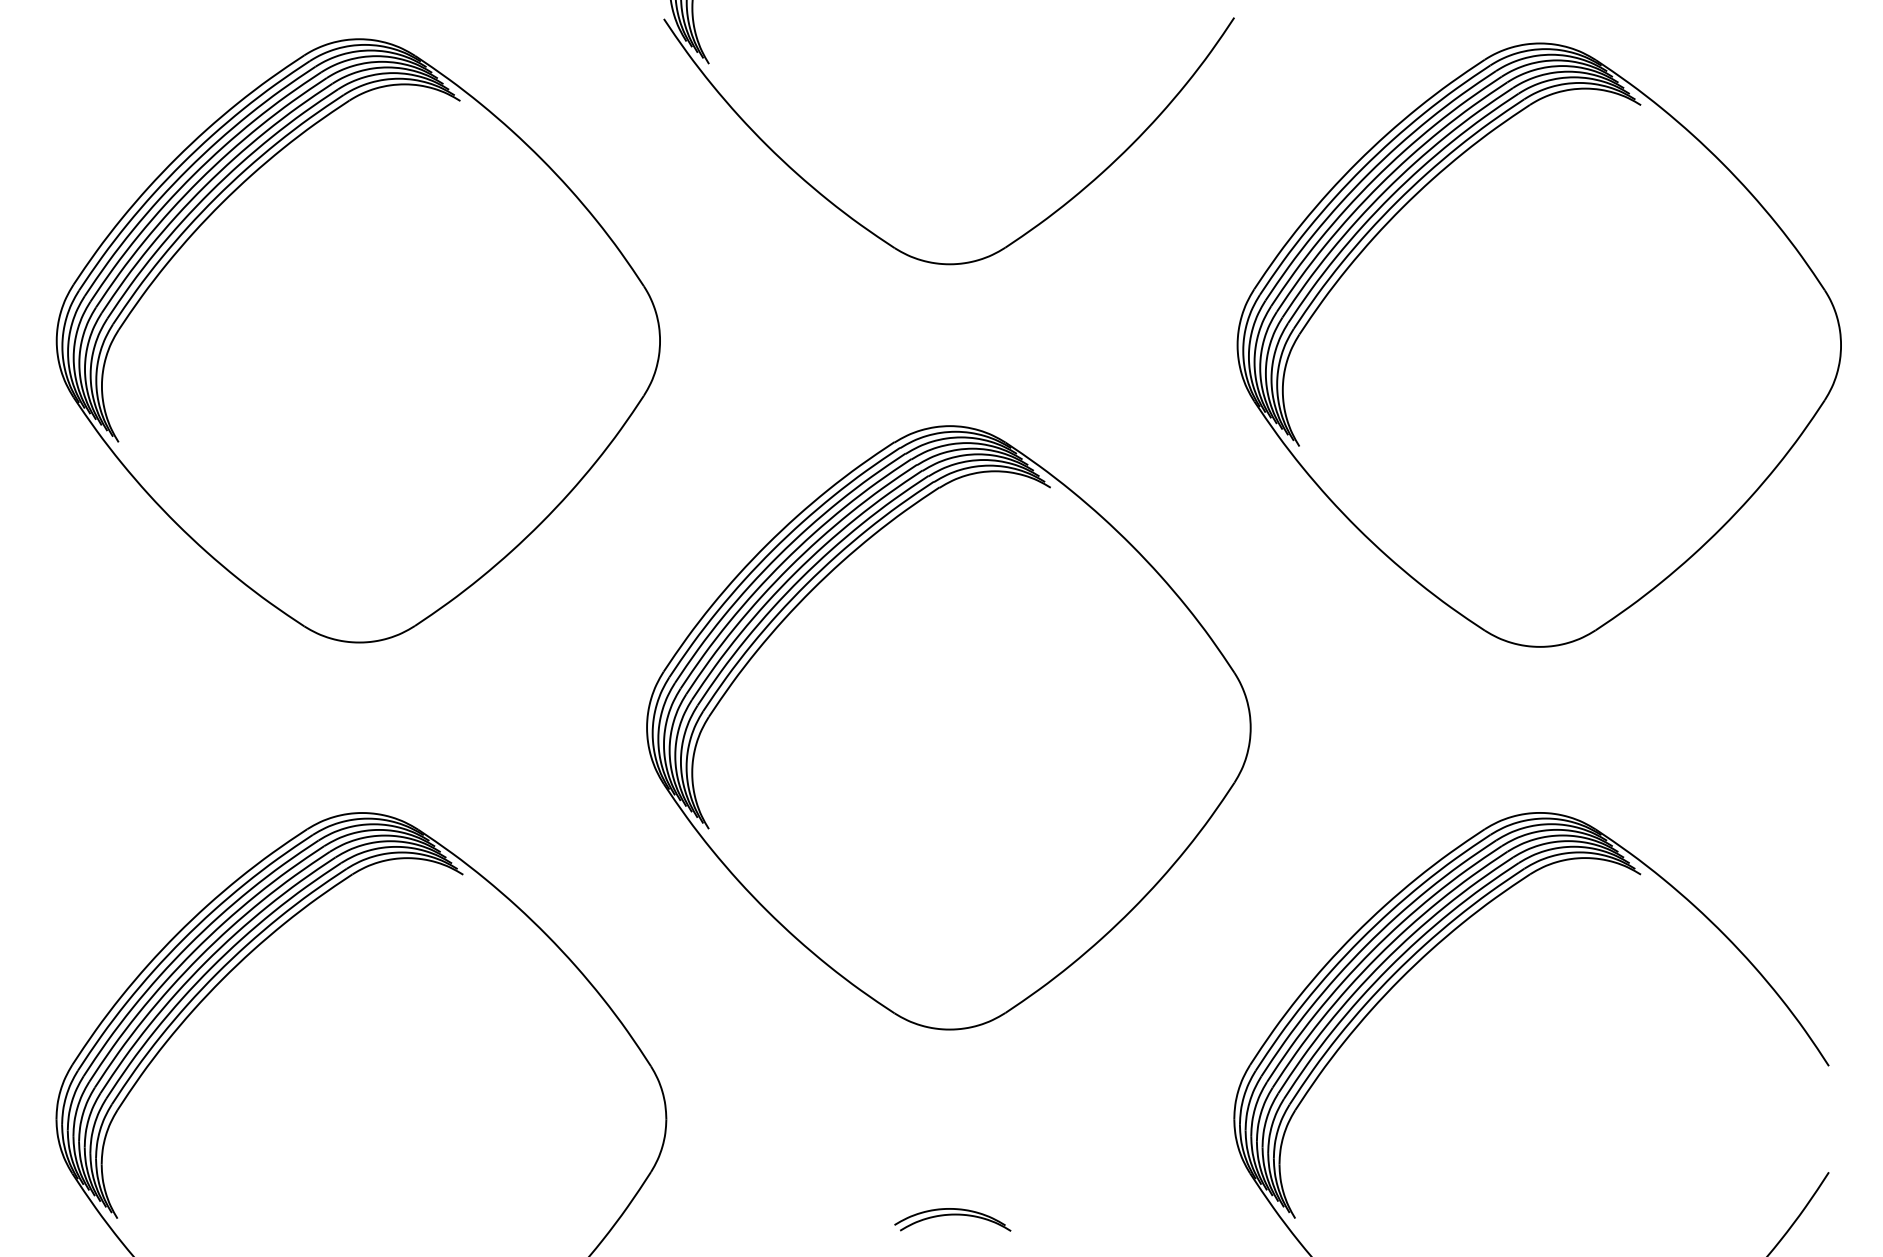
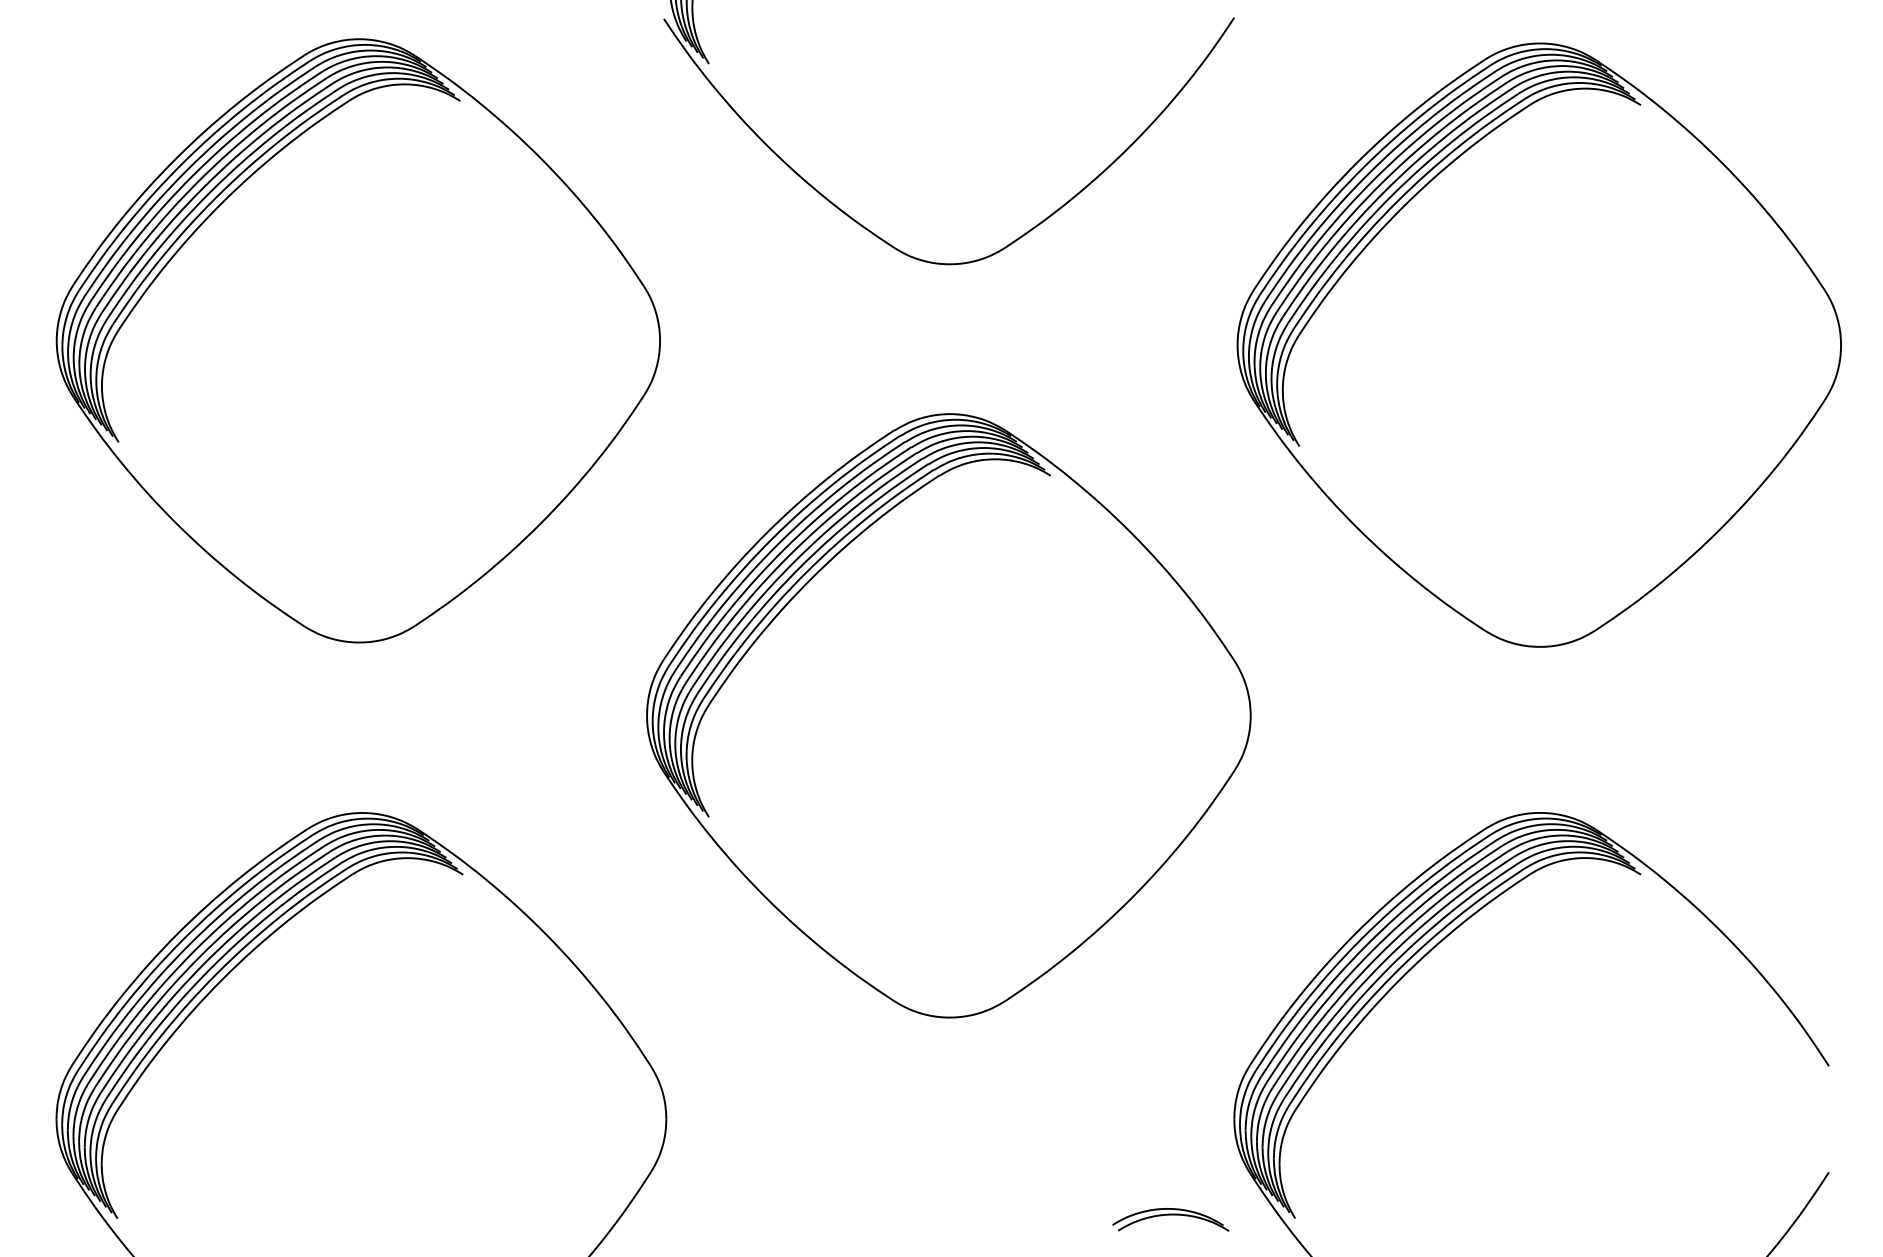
part position: (948, 727) -> (948, 715) (948, 715)
part position: (952, 1219) -> (1170, 1219) (1170, 1219)
